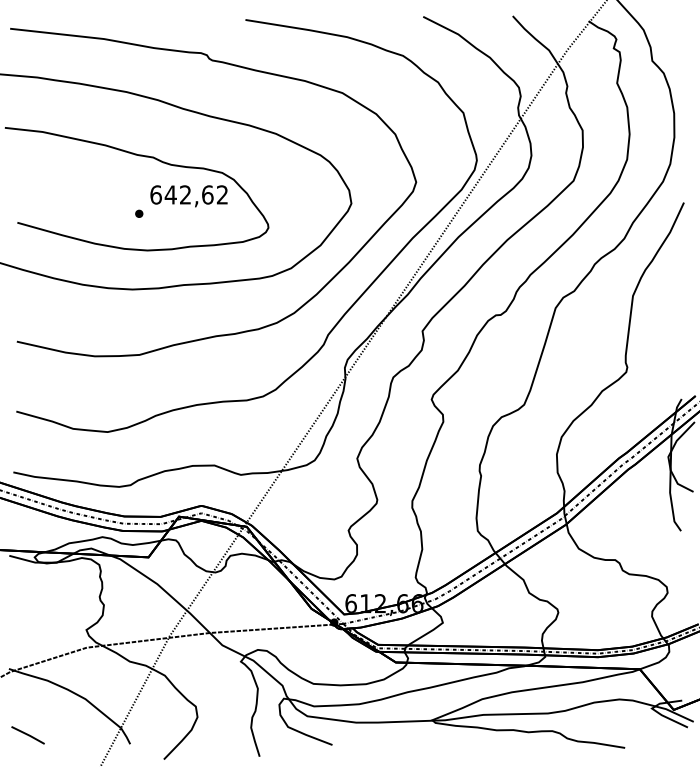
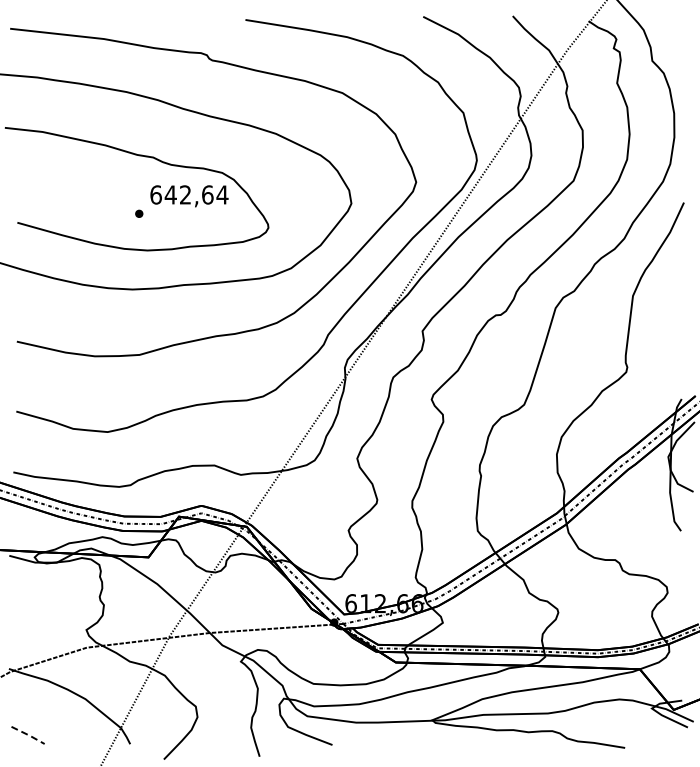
text: 642,62 -> 642,64 (222, 194)
line: solid -> dashed (29, 735)
